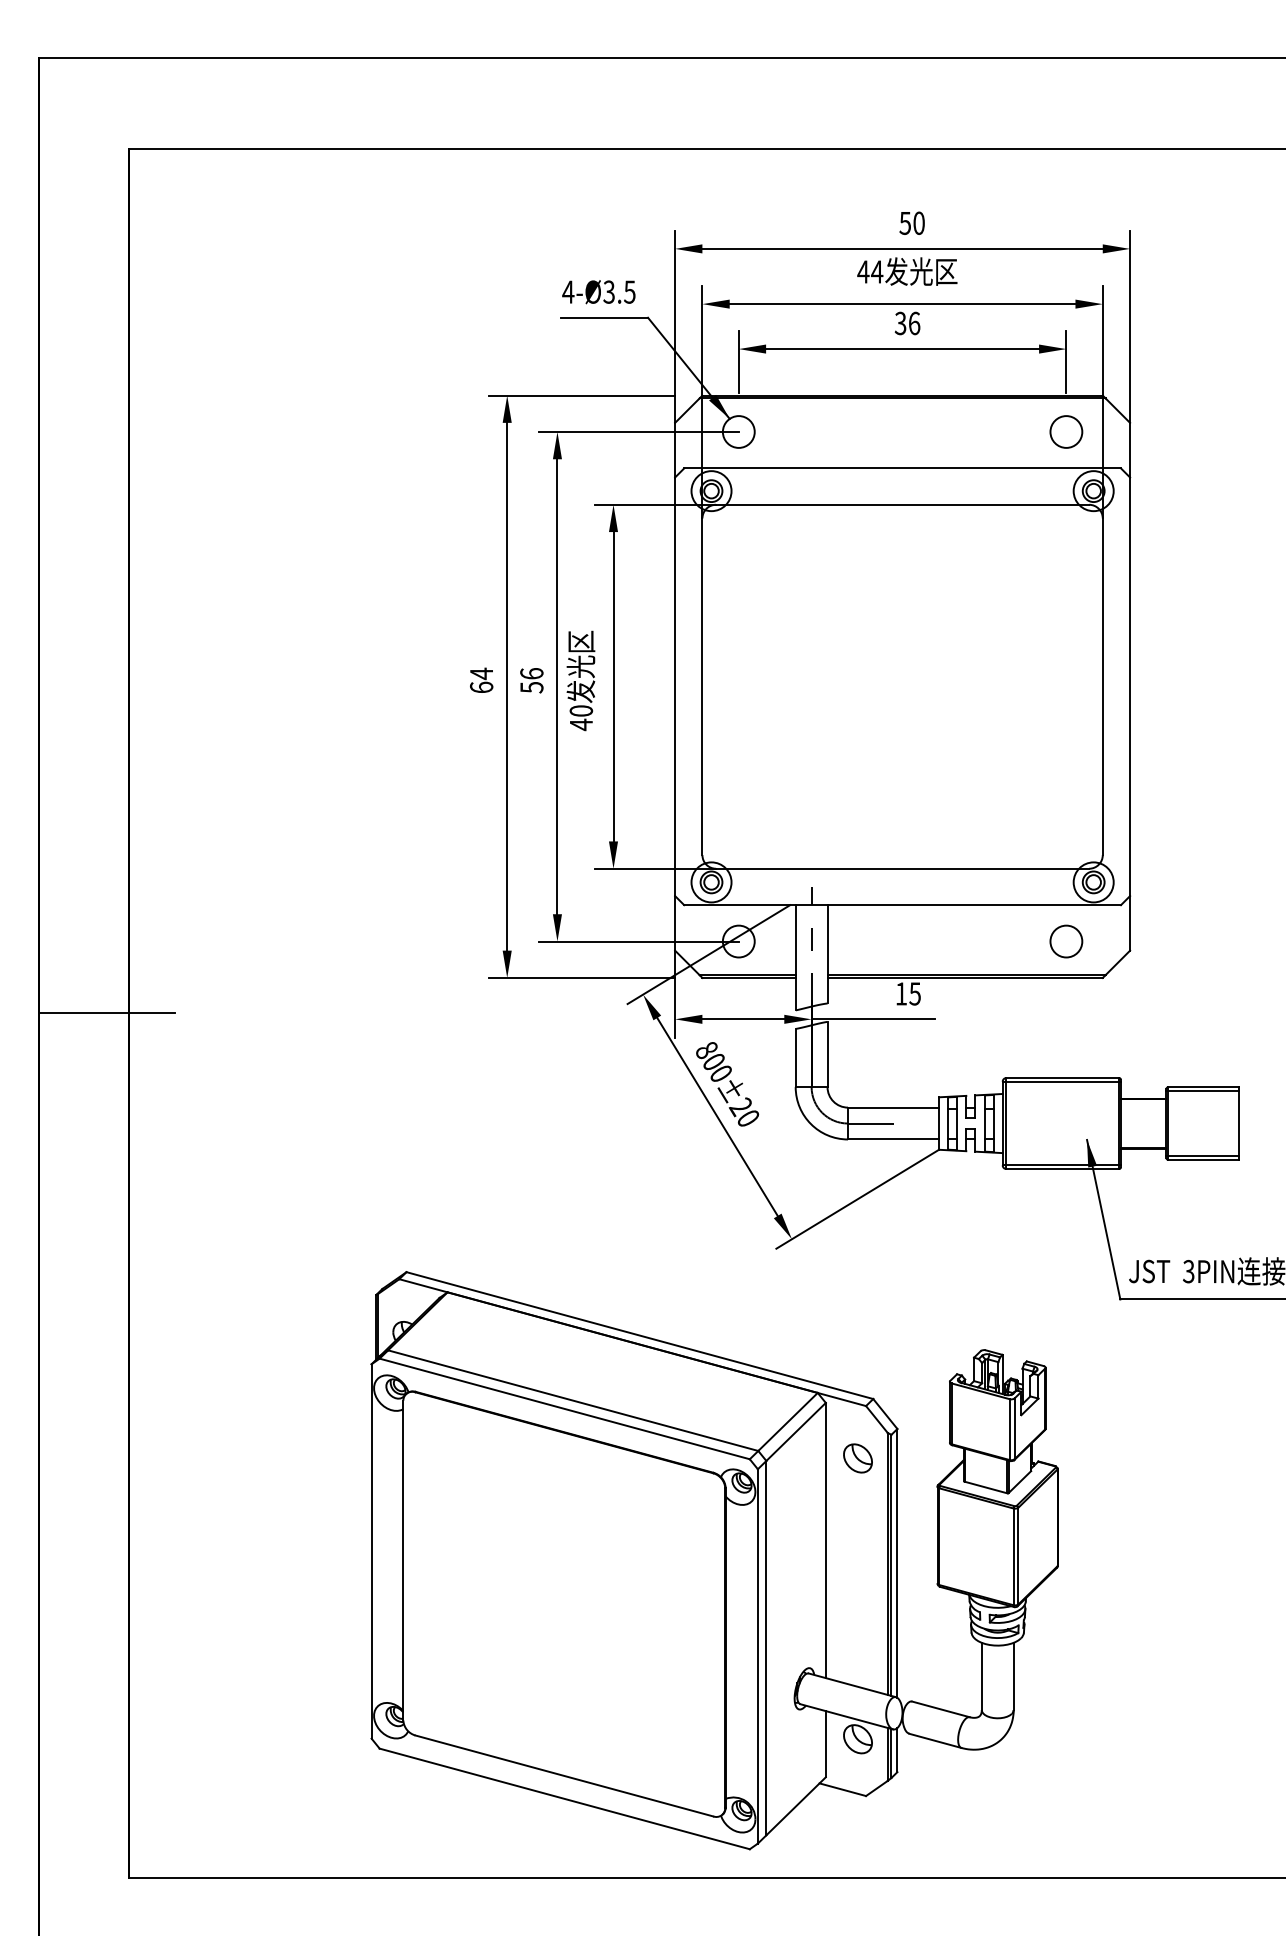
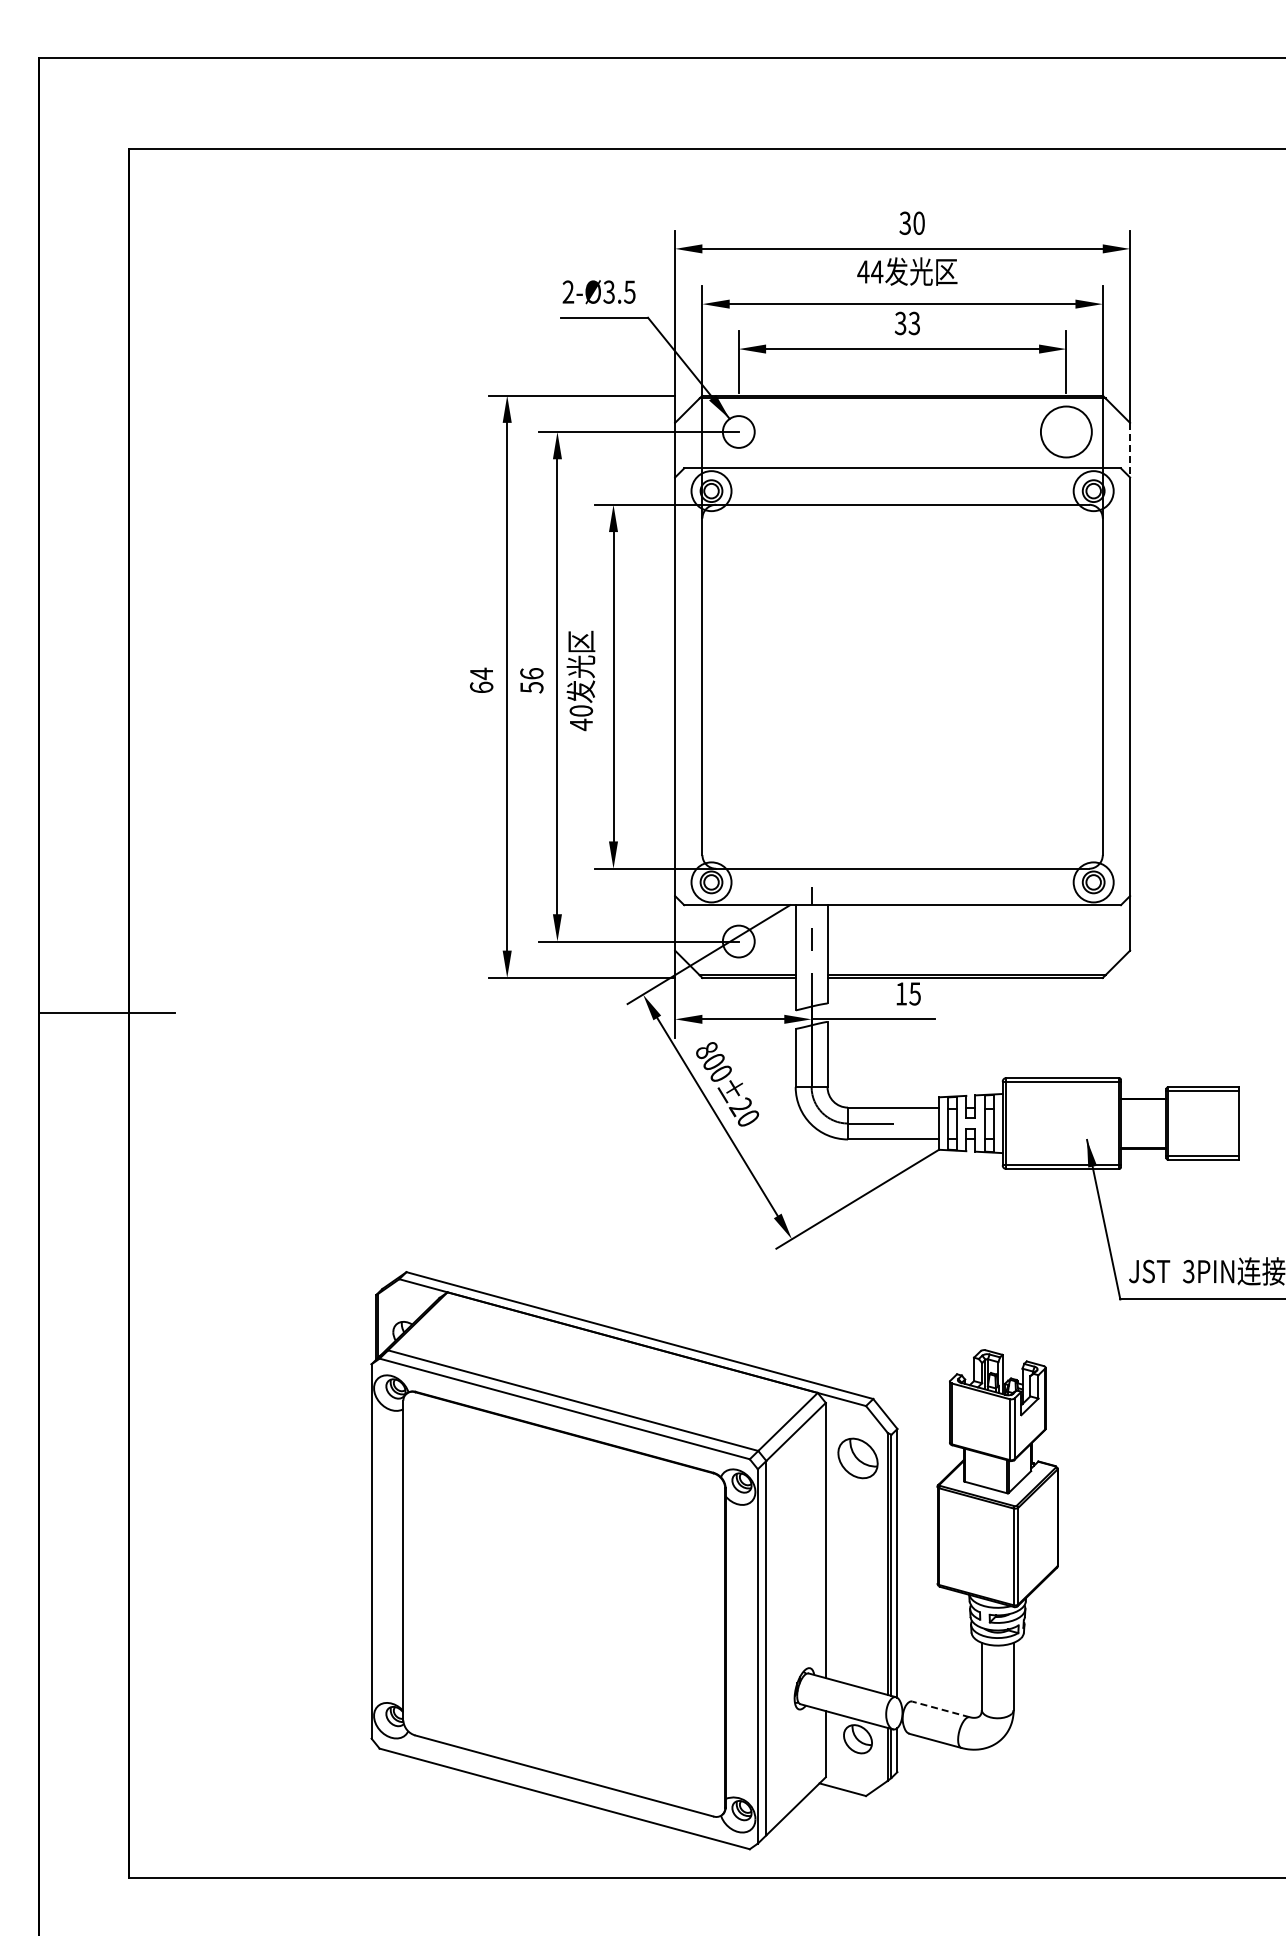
text: 50 -> 30 (904, 222)
text: 4-Ø3.5 -> 2-Ø3.5 (568, 291)
text: 36 -> 33 (914, 323)
circle diameter: 32 px -> 51 px (1065, 431)
line: solid -> dashed (1130, 450)
circle: present -> none (1066, 941)
part size: 30x31 px -> 42x43 px (857, 1458)
line: solid -> dashed (941, 1709)
